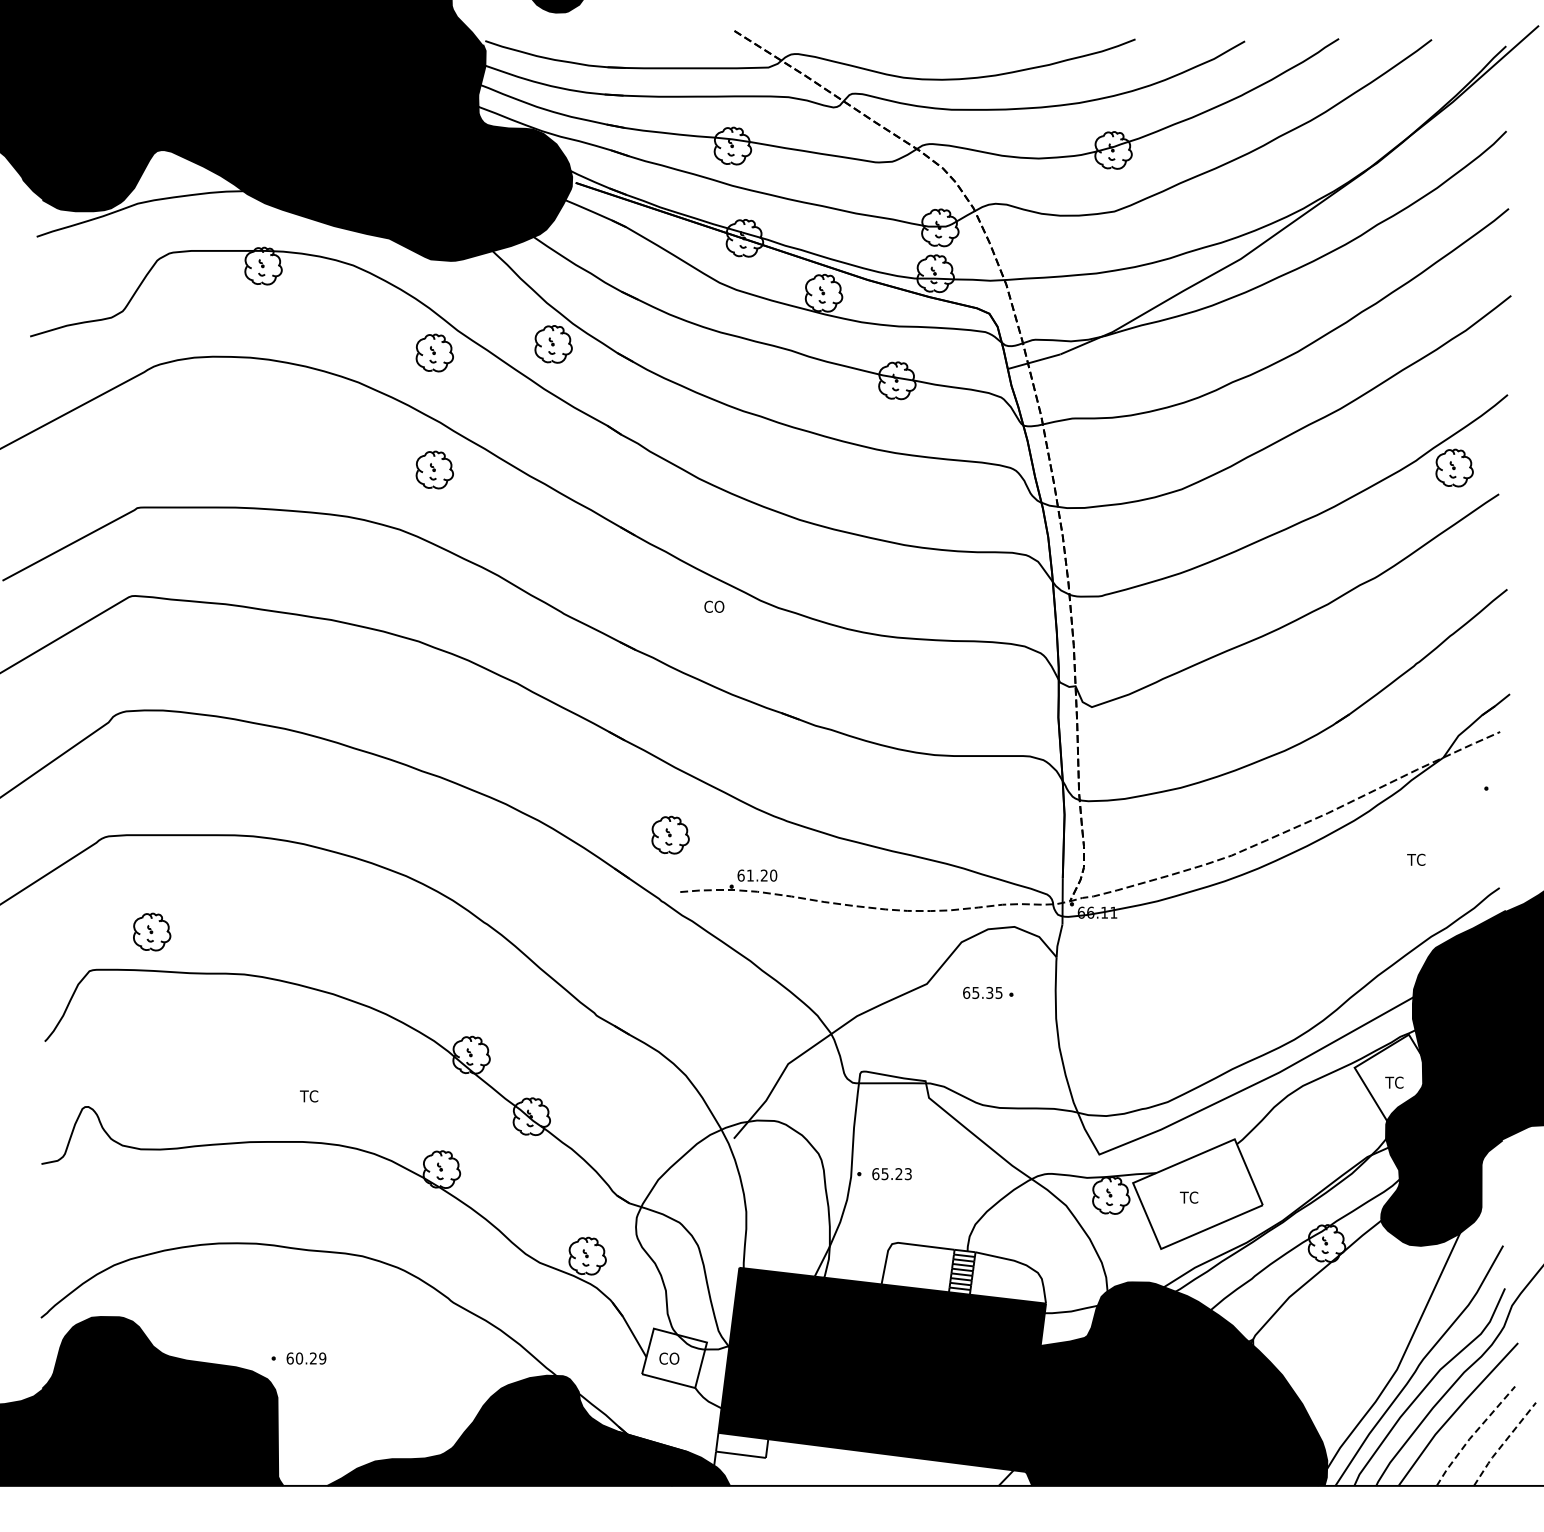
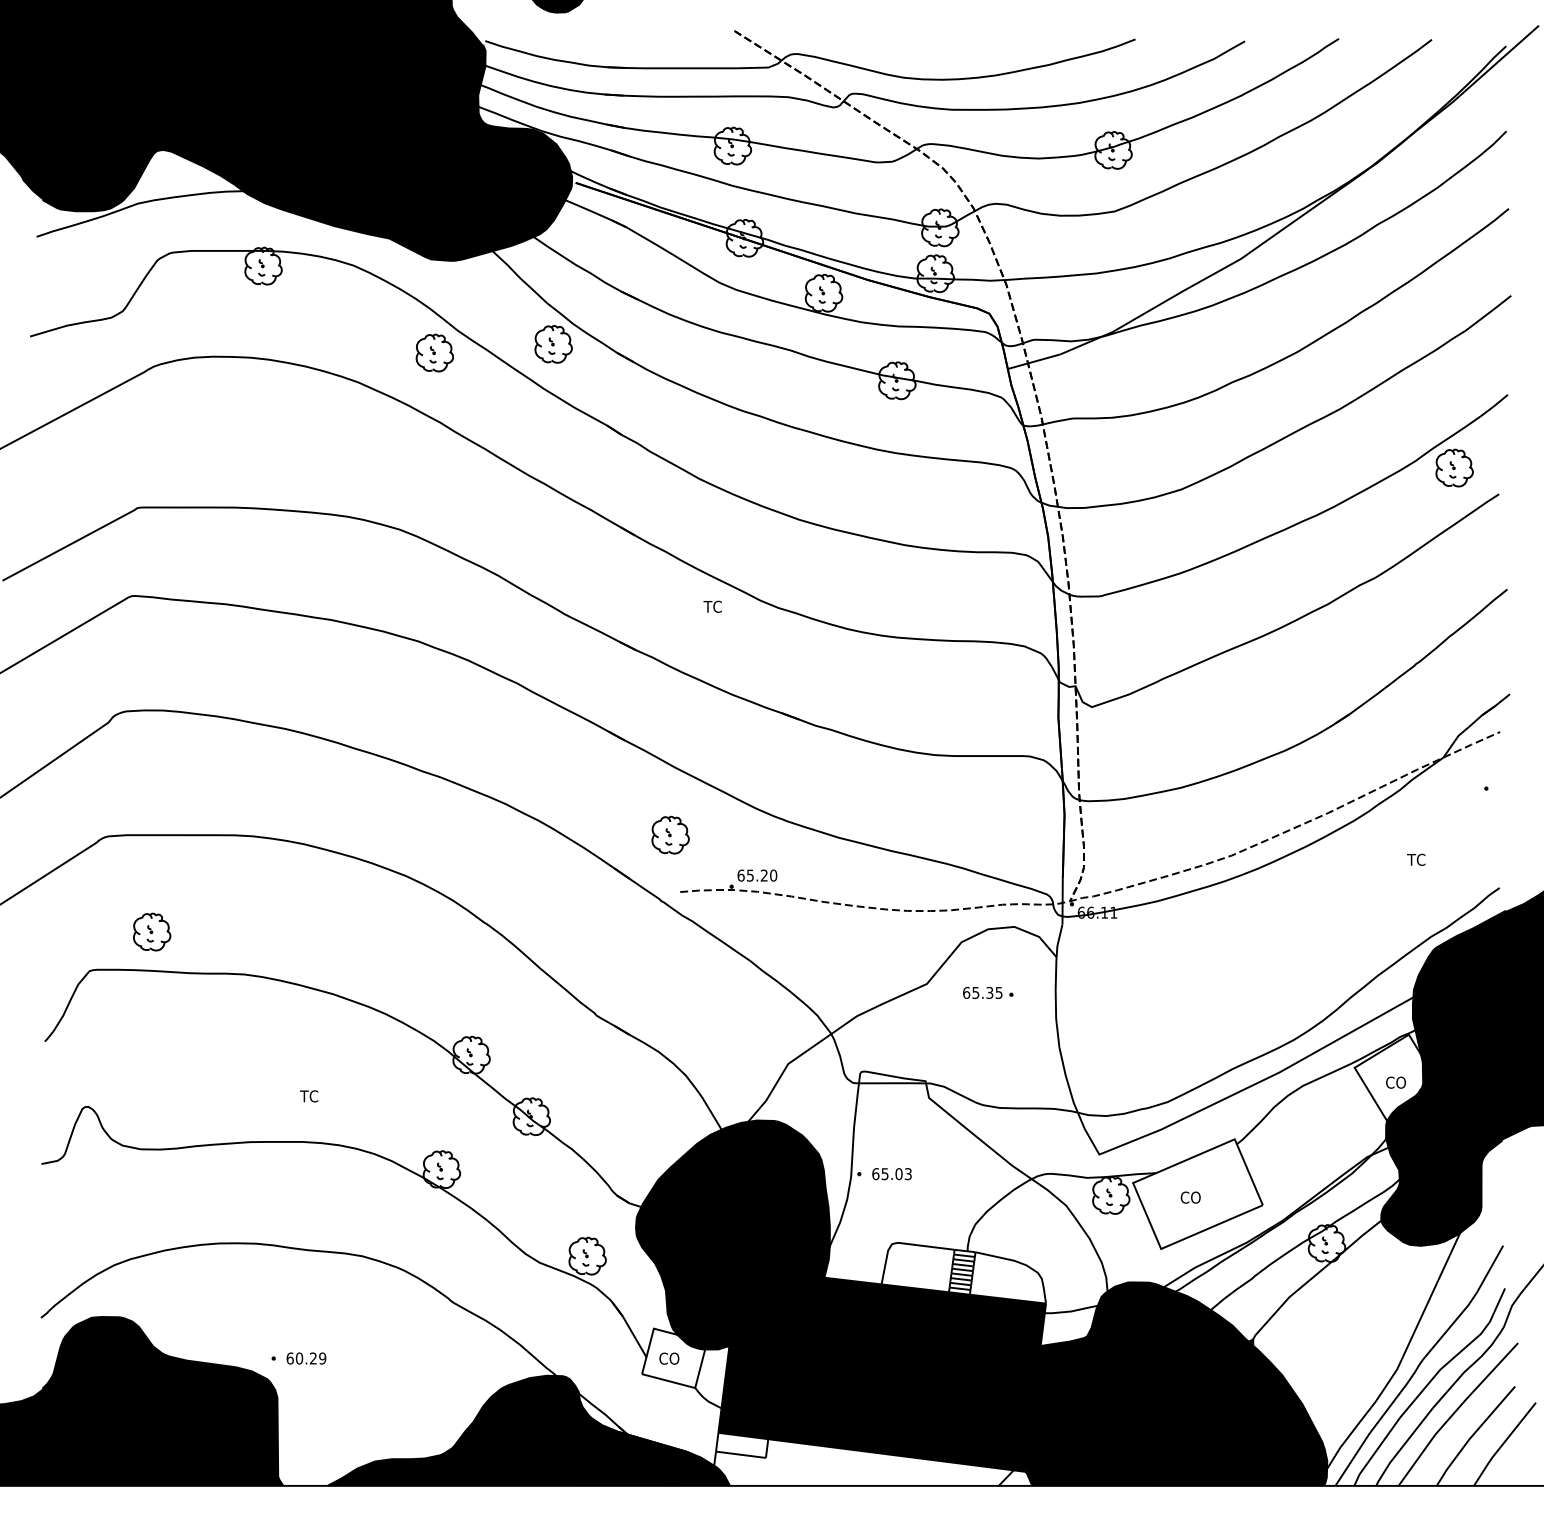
part: present -> none (434, 469)
text: CO -> TC (713, 606)
text: 61.20 -> 65.20 (750, 875)
text: TC -> CO (1395, 1082)
text: 65.23 -> 65.03 (898, 1174)
text: TC -> CO (1189, 1197)
fill: none -> present (732, 1234)
line: dashed -> solid (1472, 1435)
line: dashed -> solid (1503, 1444)
